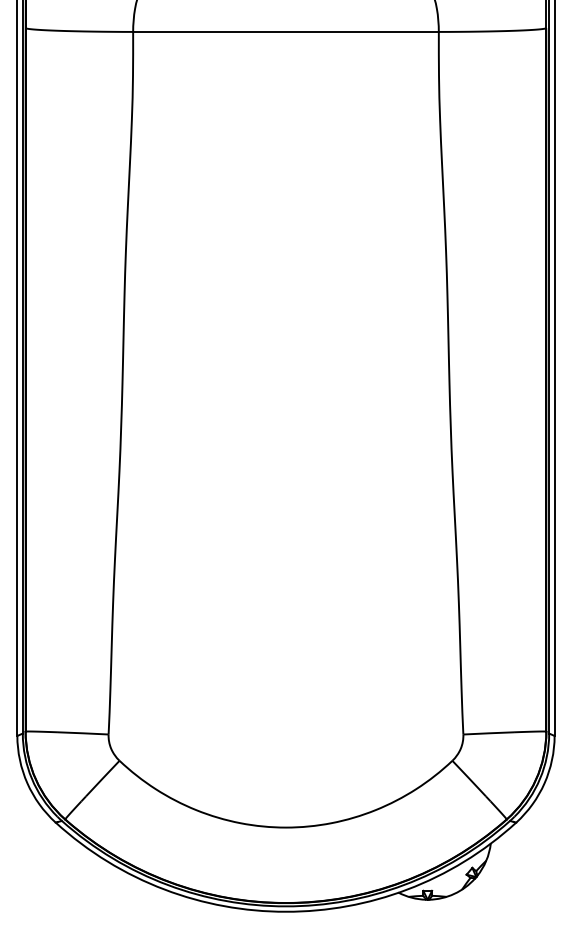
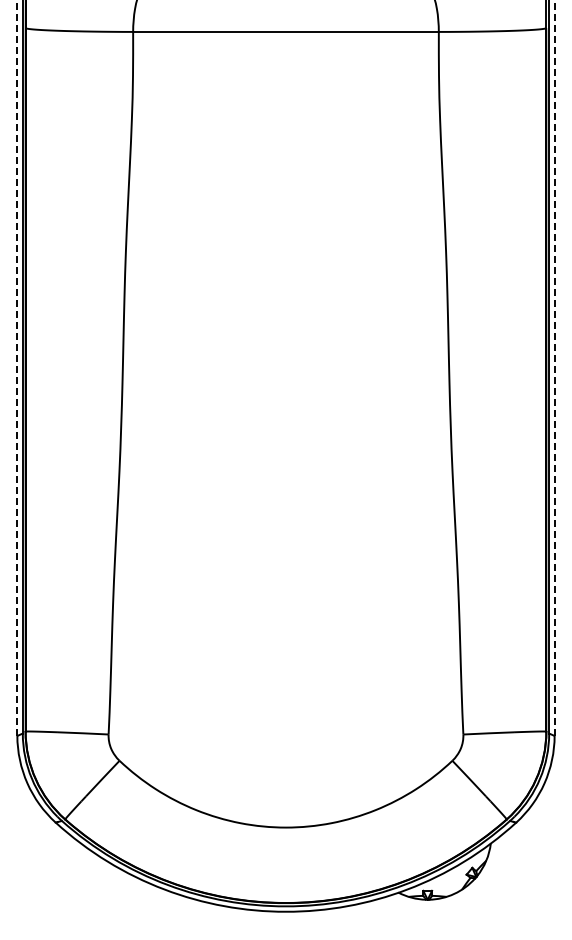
line: solid -> dashed (17, 367)
line: solid -> dashed (554, 367)
